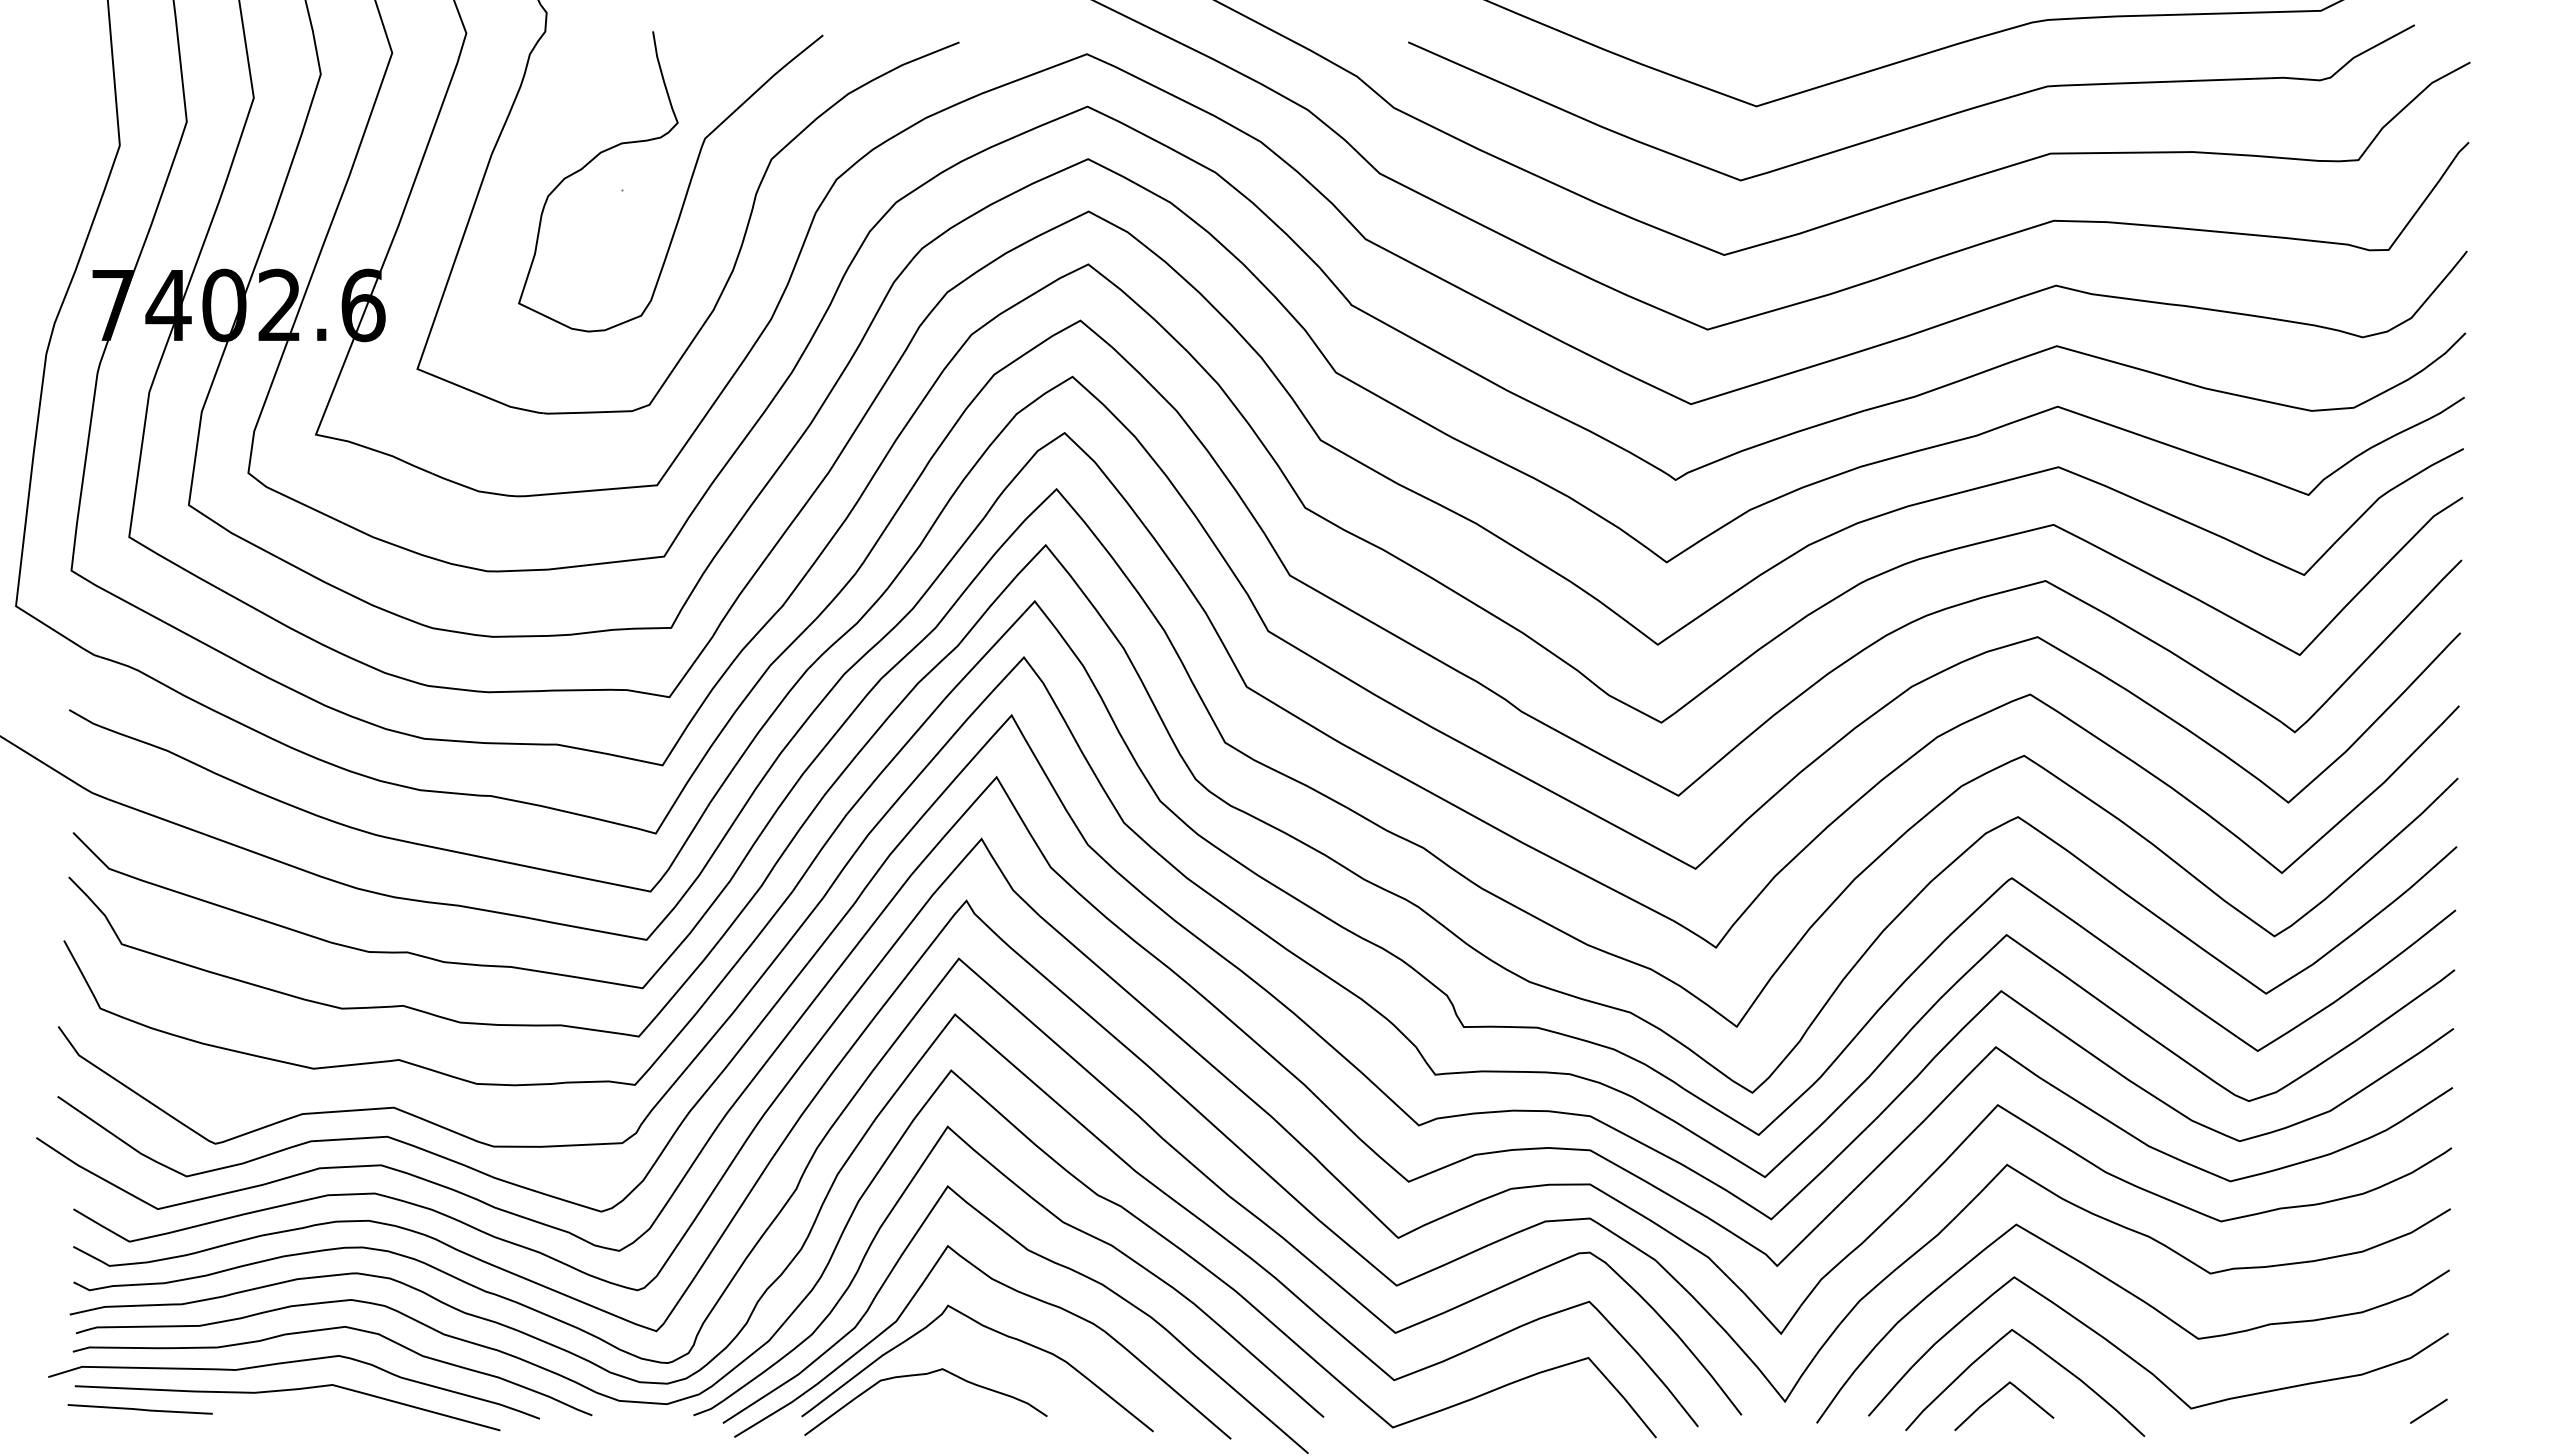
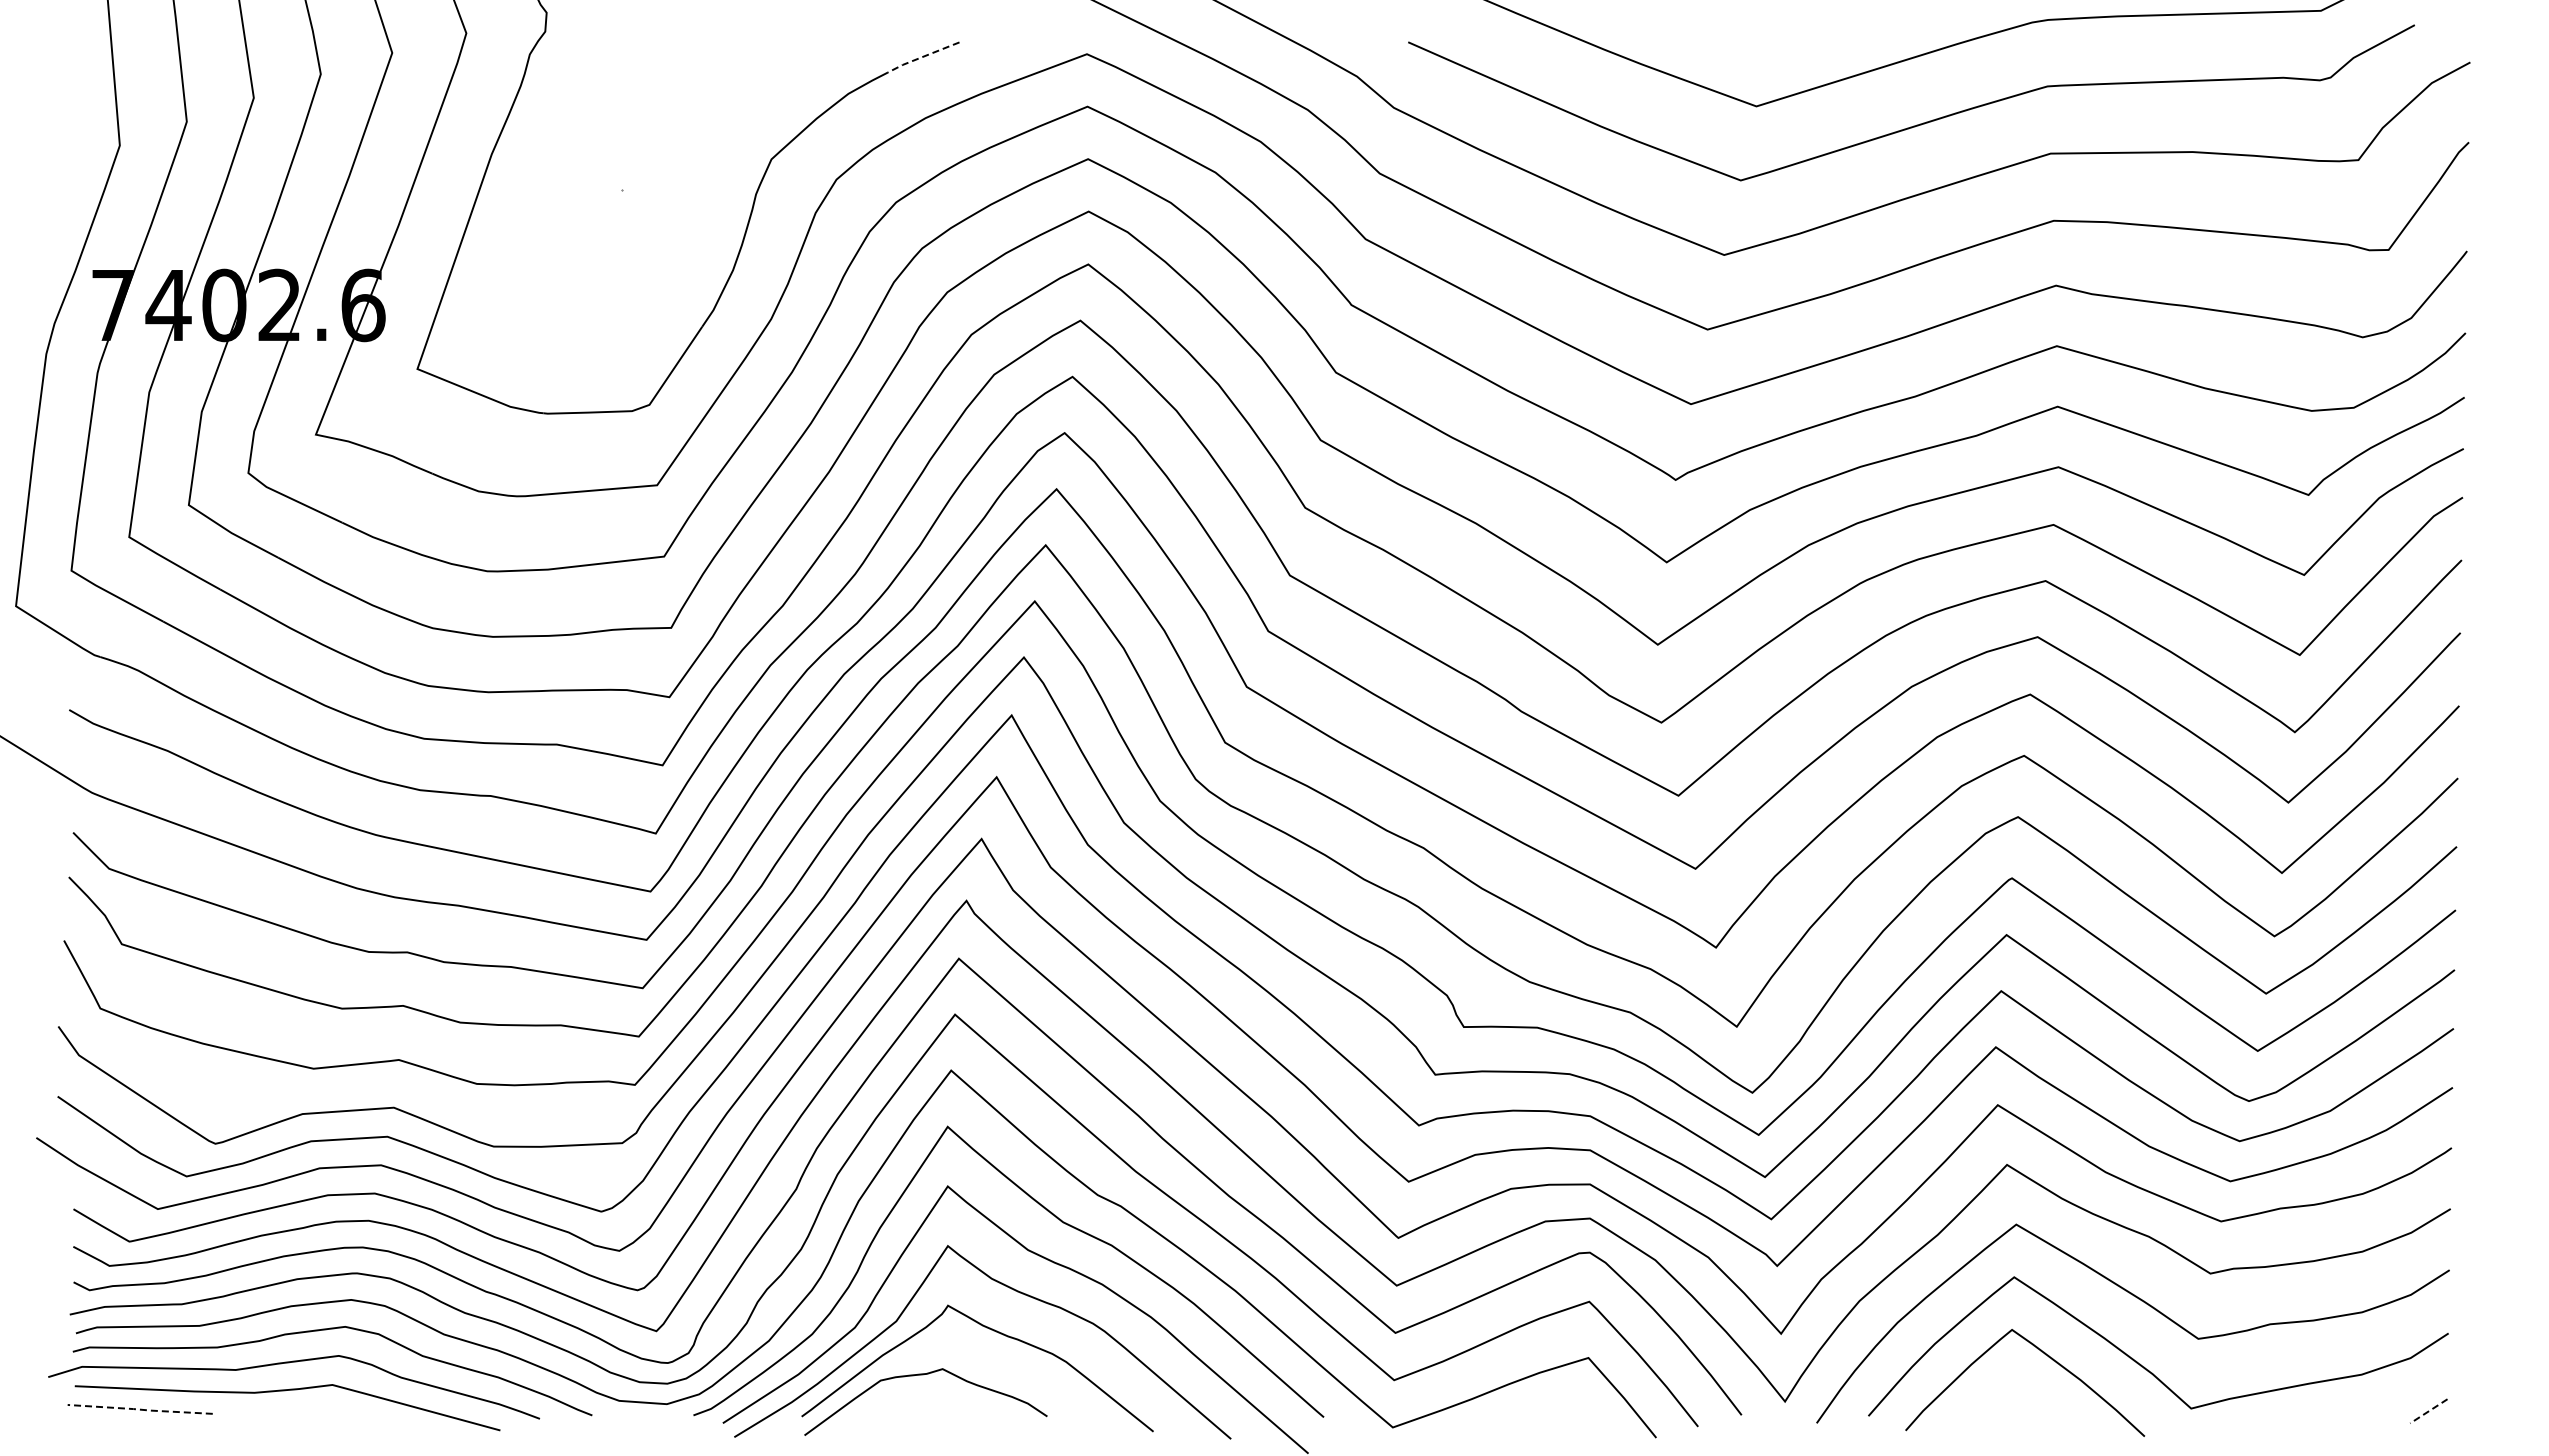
line: solid -> dashed (922, 56)
curve: present -> none (687, 187)
line: present -> none (1994, 1396)
line: solid -> dashed (139, 1409)
line: solid -> dashed (2428, 1411)
